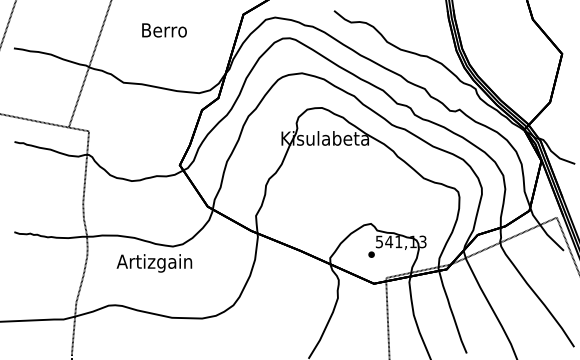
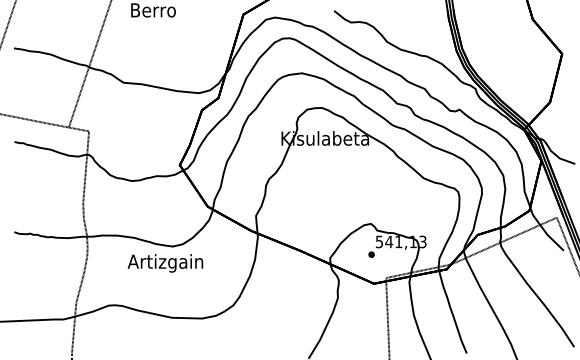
text position: (164, 30) -> (153, 10) (153, 10)
text position: (154, 263) -> (165, 263) (165, 263)
